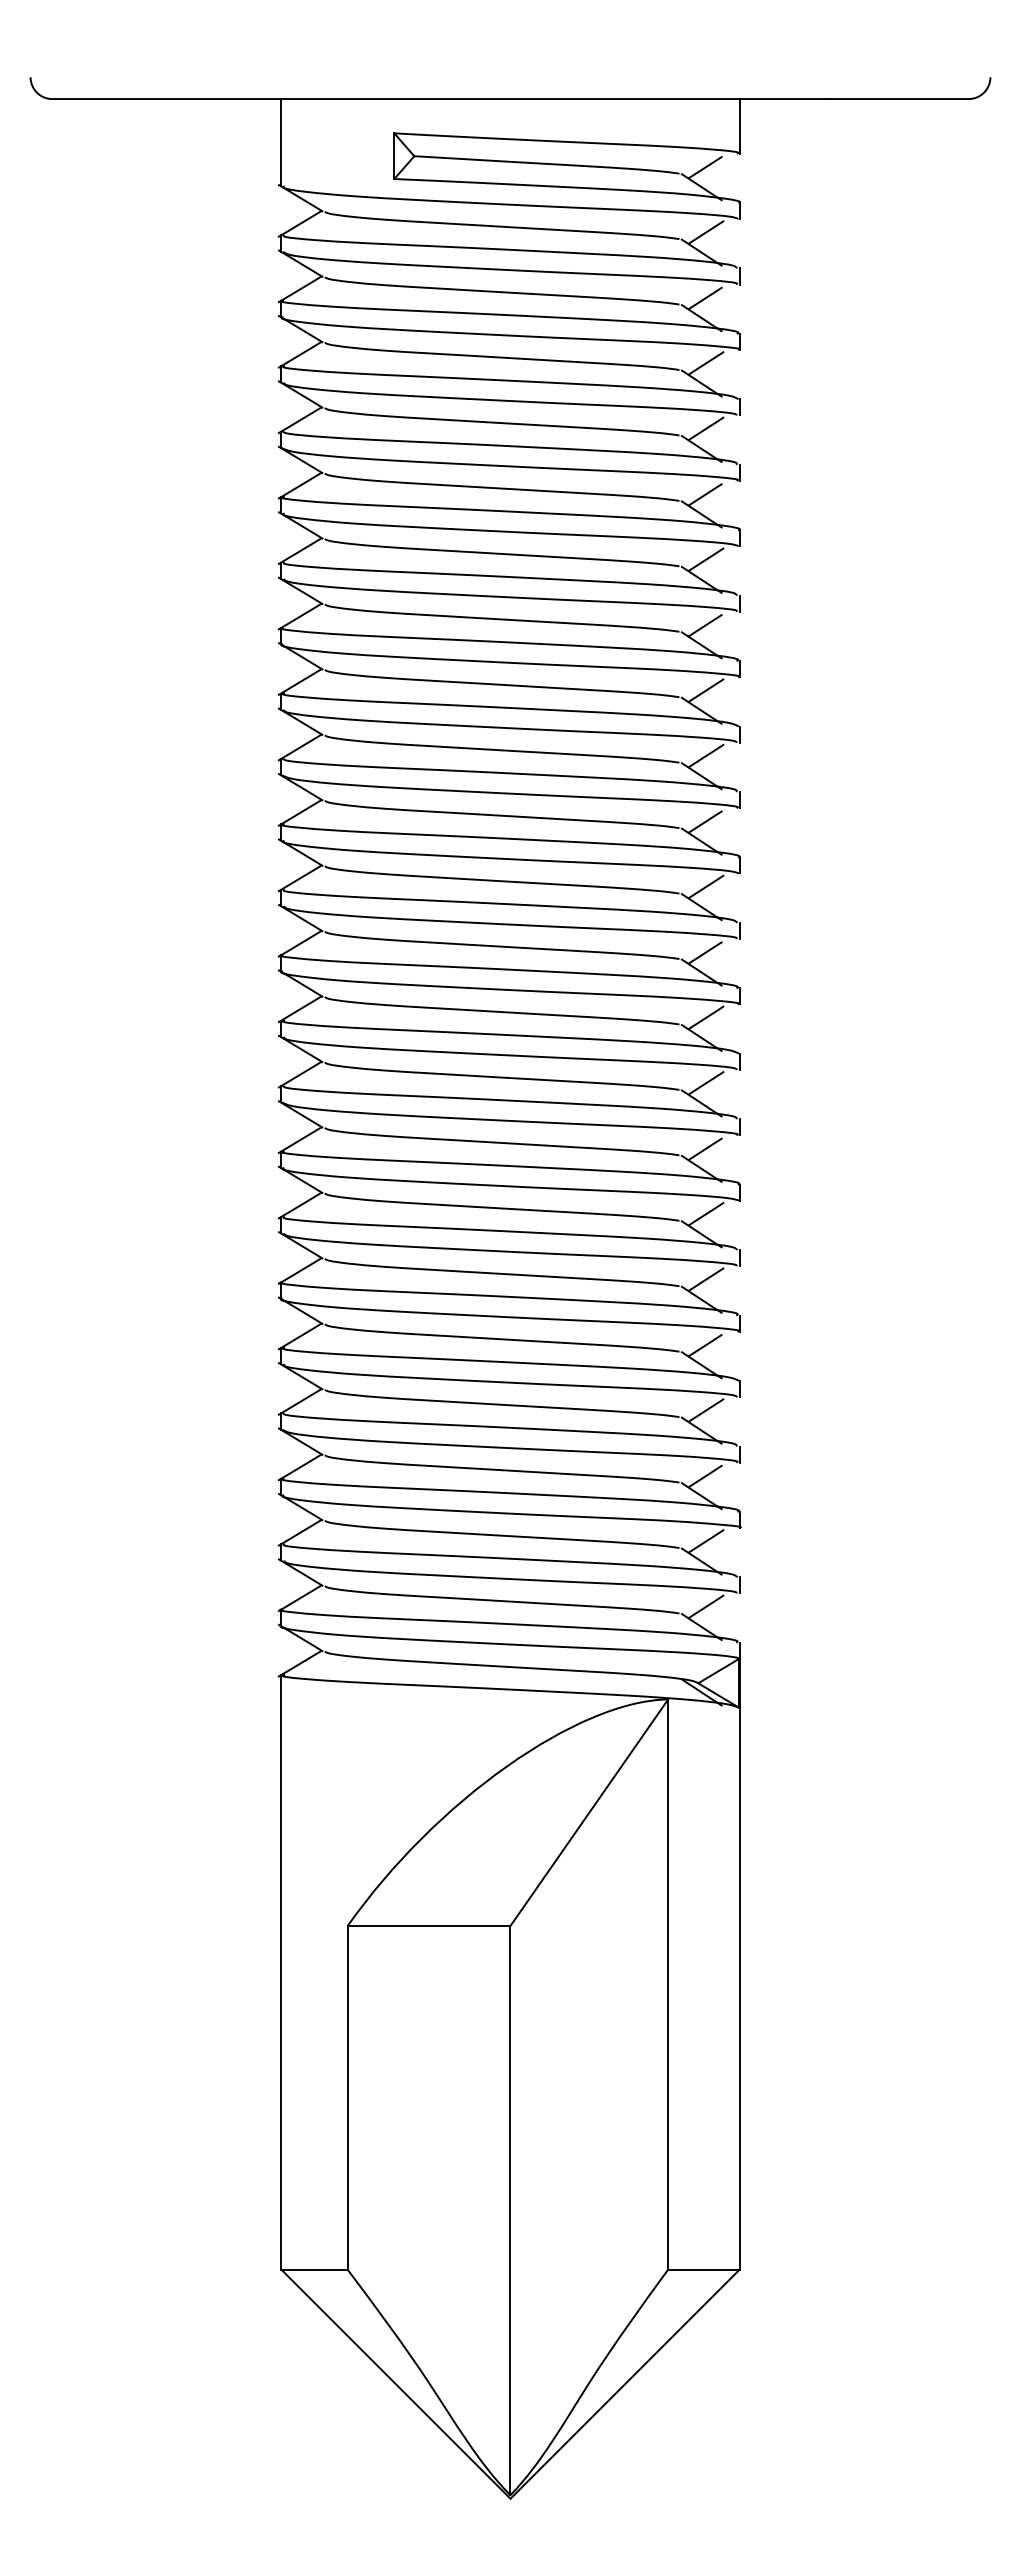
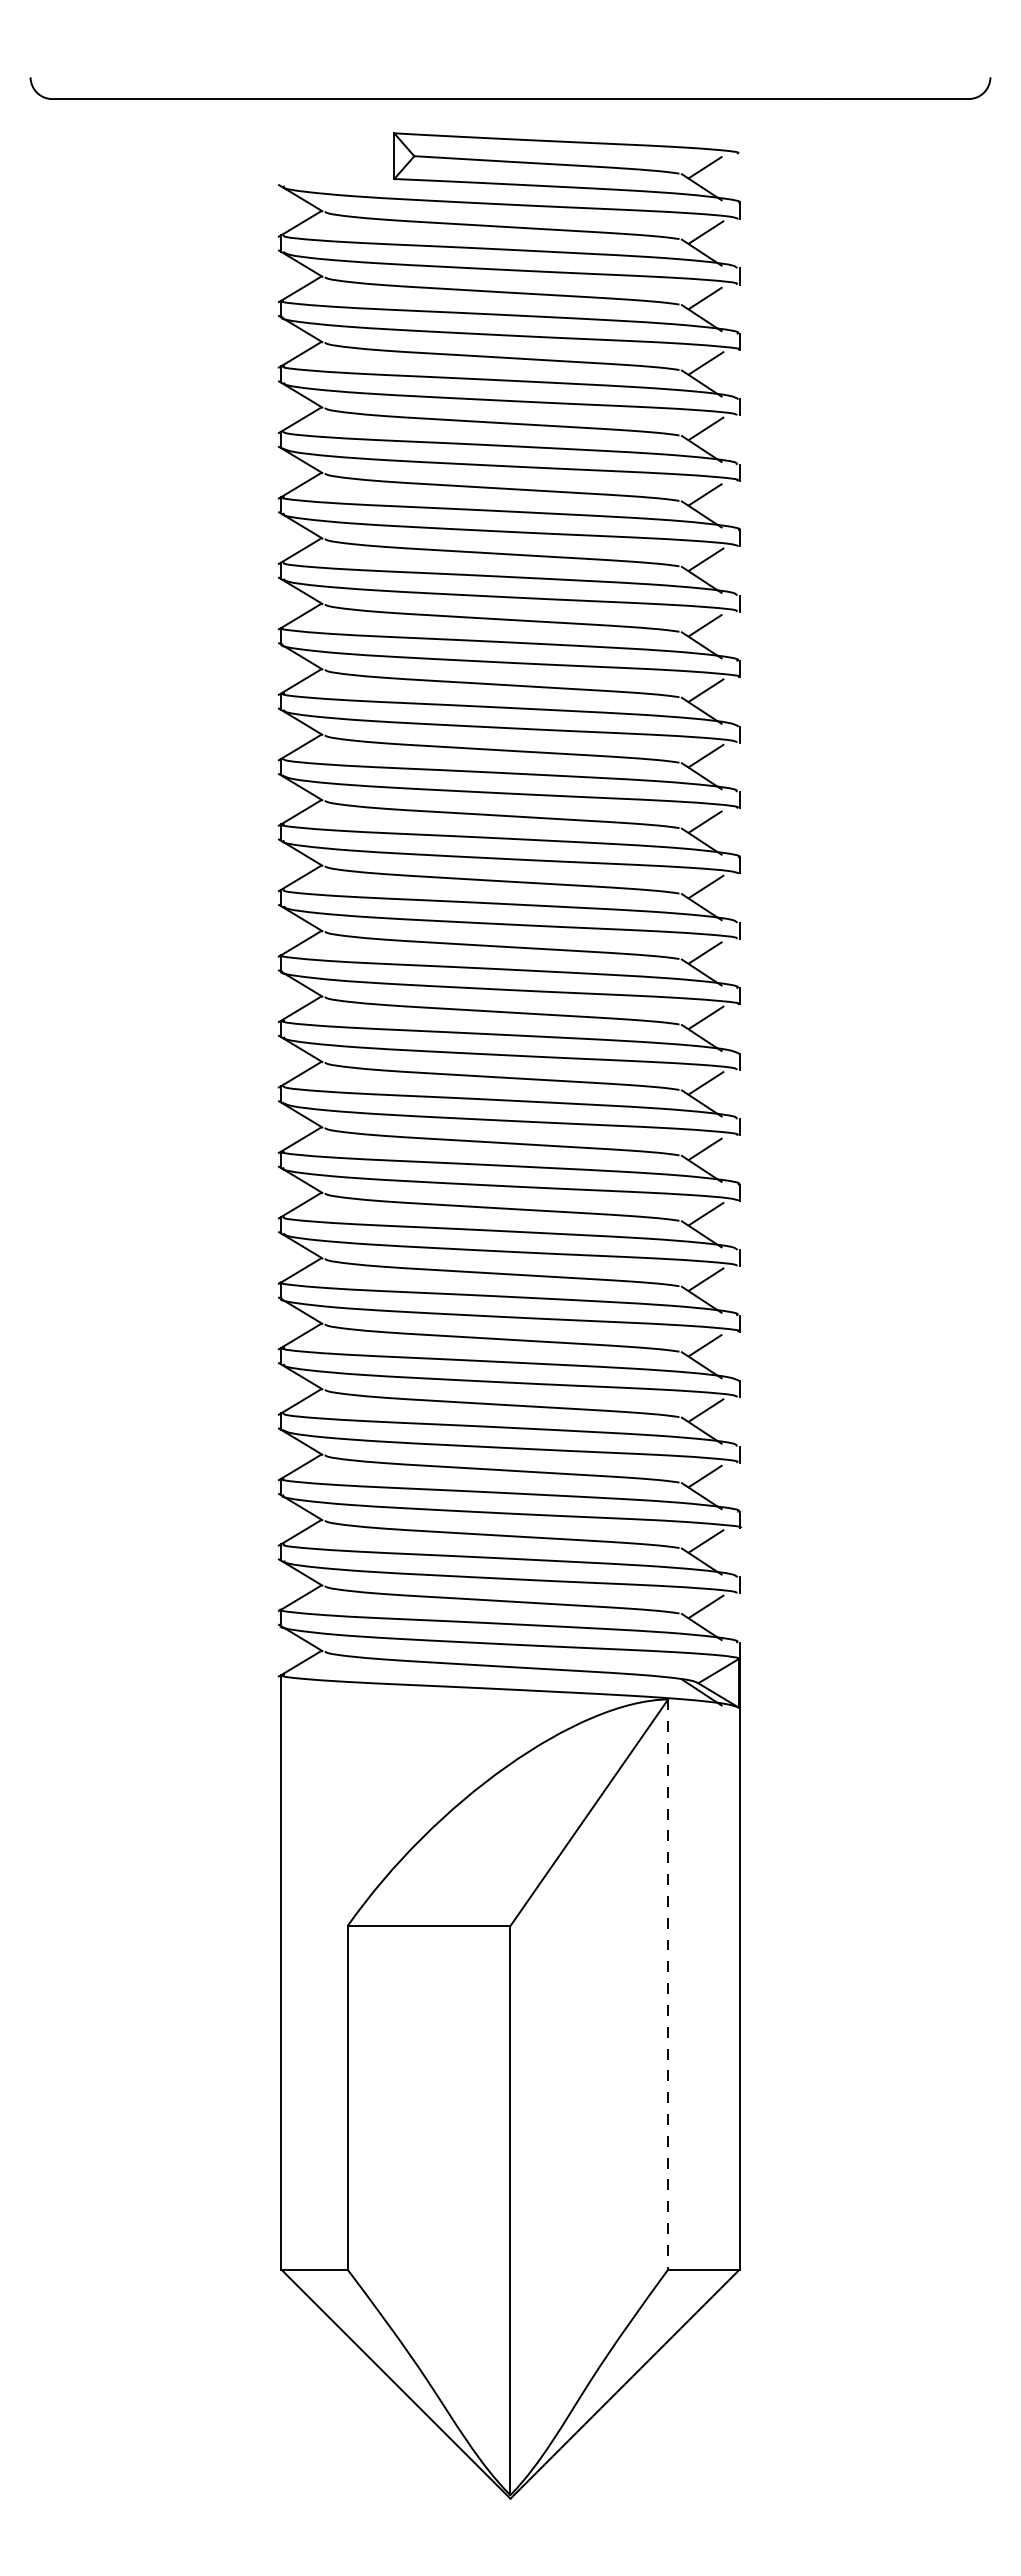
line: present -> none (739, 126)
line: present -> none (281, 142)
line: solid -> dashed (668, 1985)
